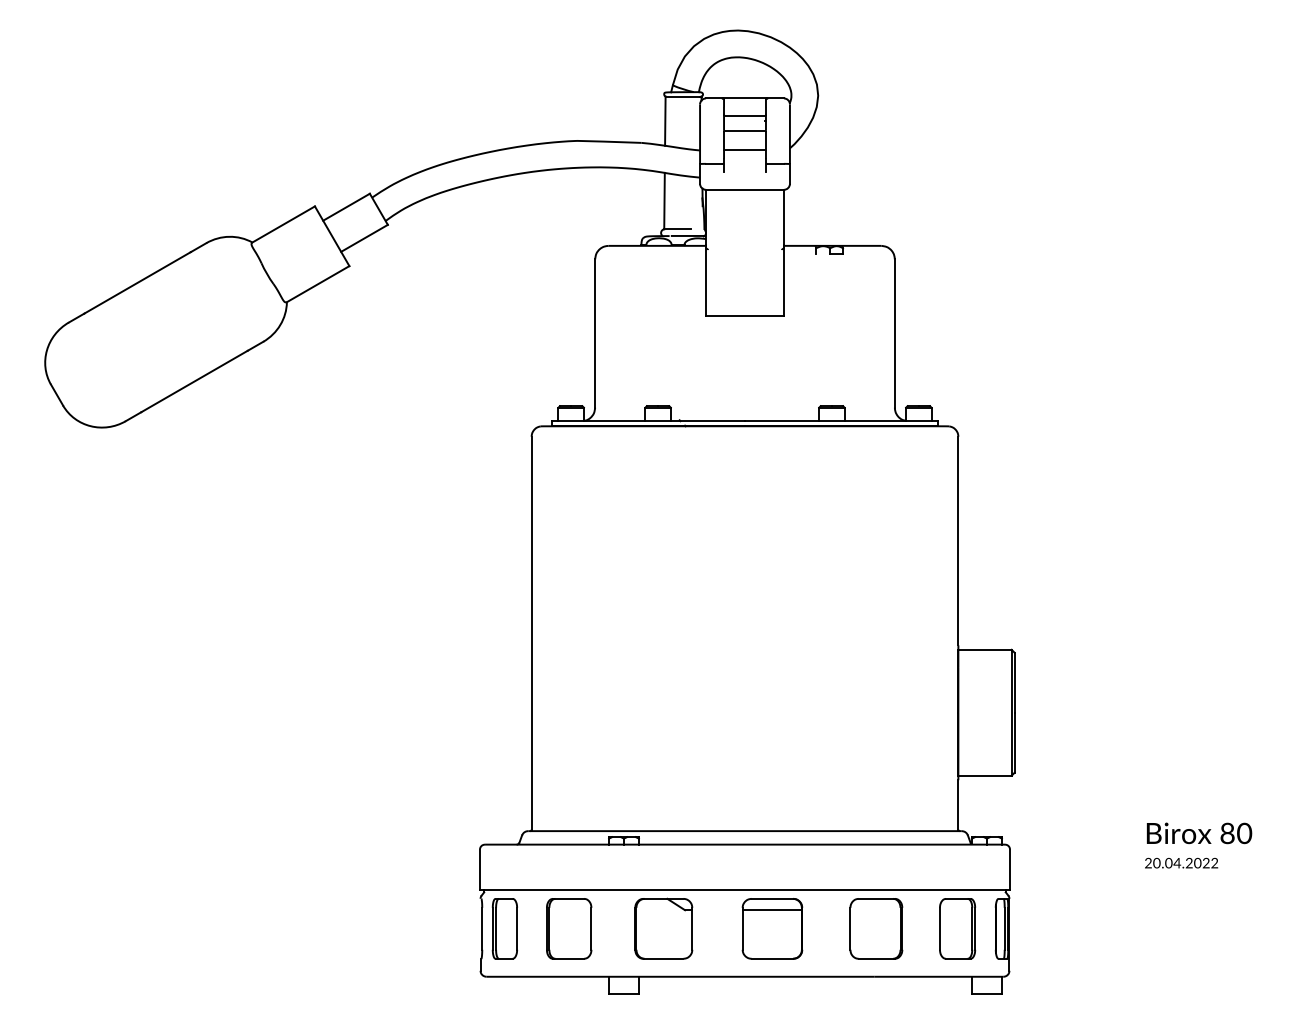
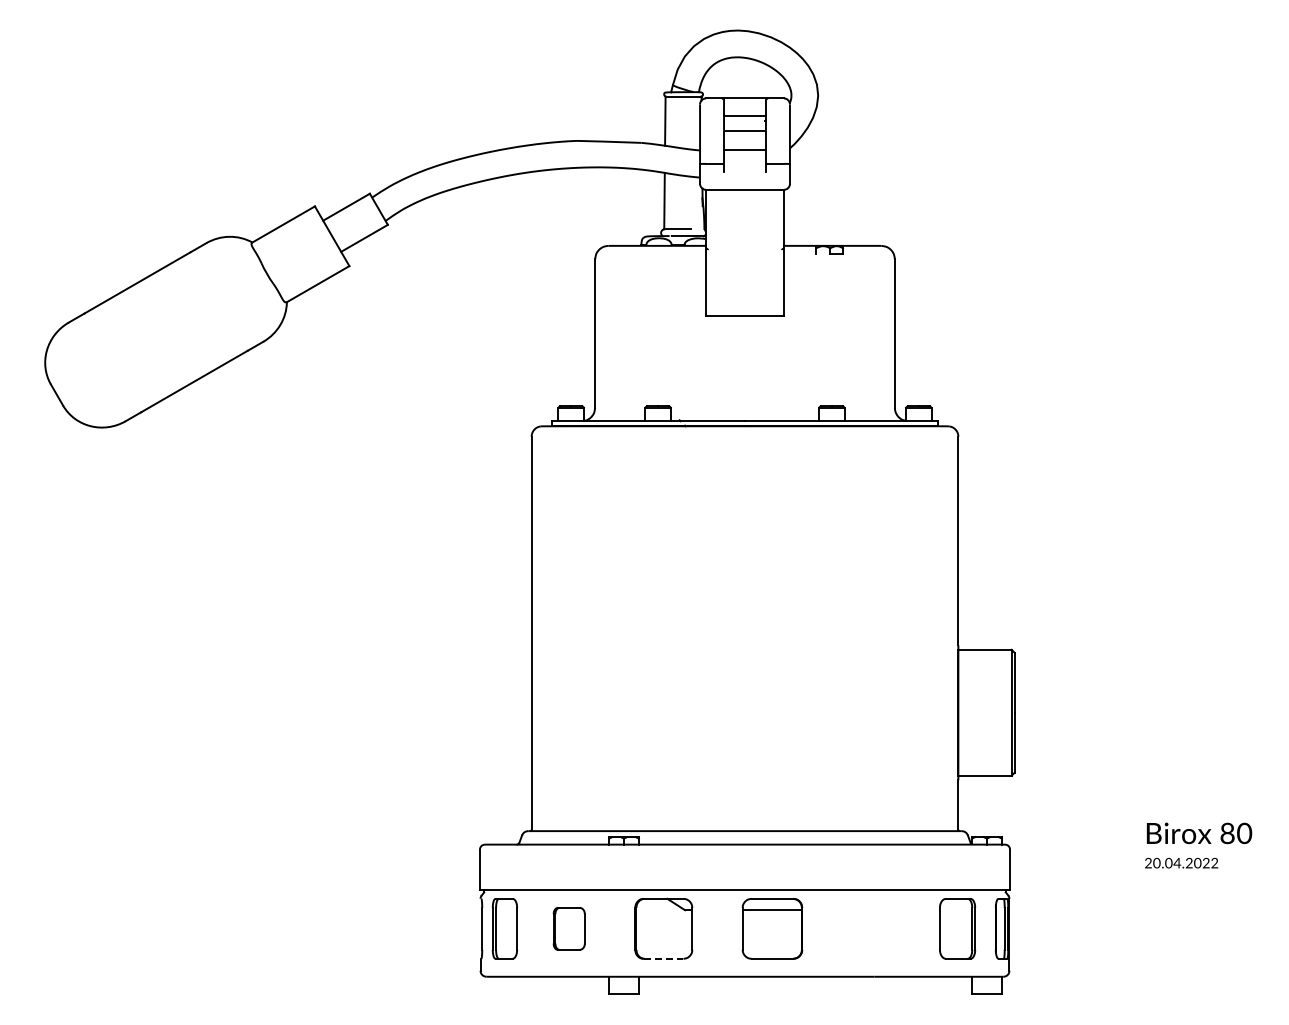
part size: 47x62 px -> 34x44 px (568, 928)
part: present -> none (876, 928)
line: solid -> dashed (663, 958)
